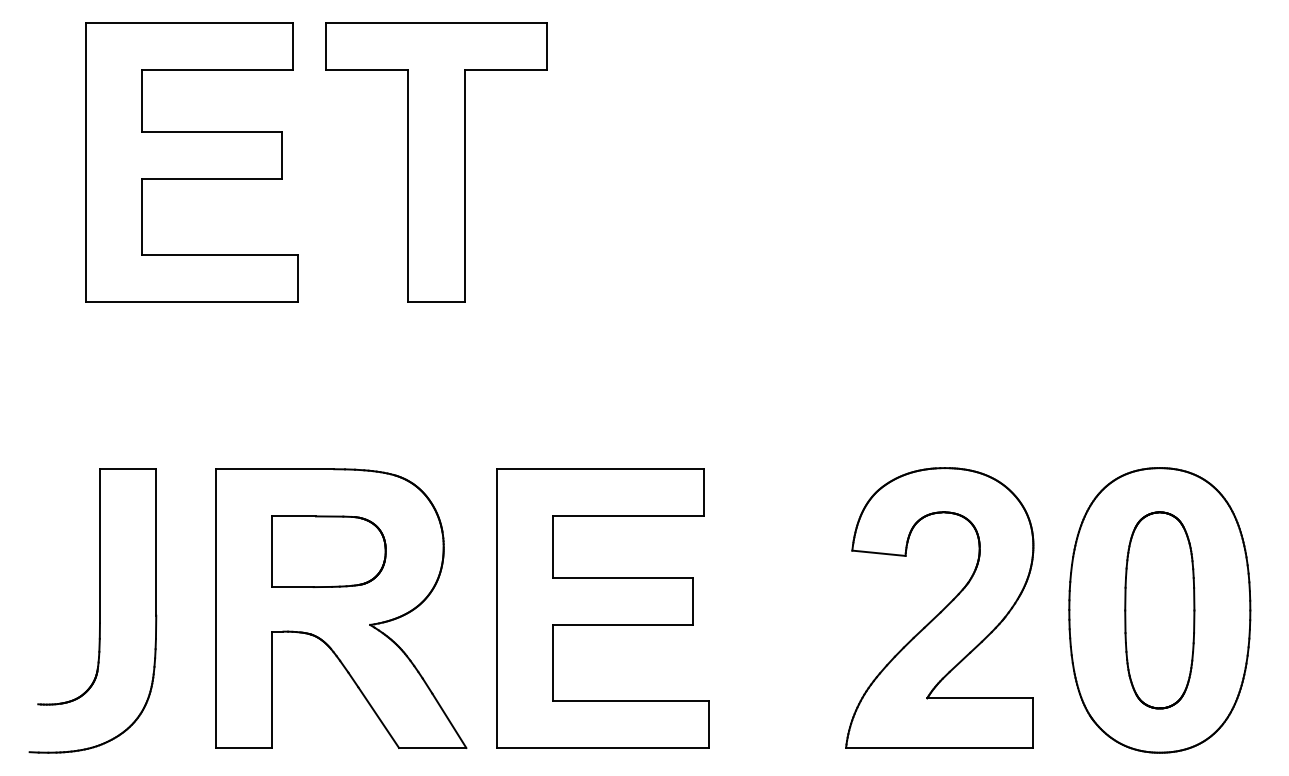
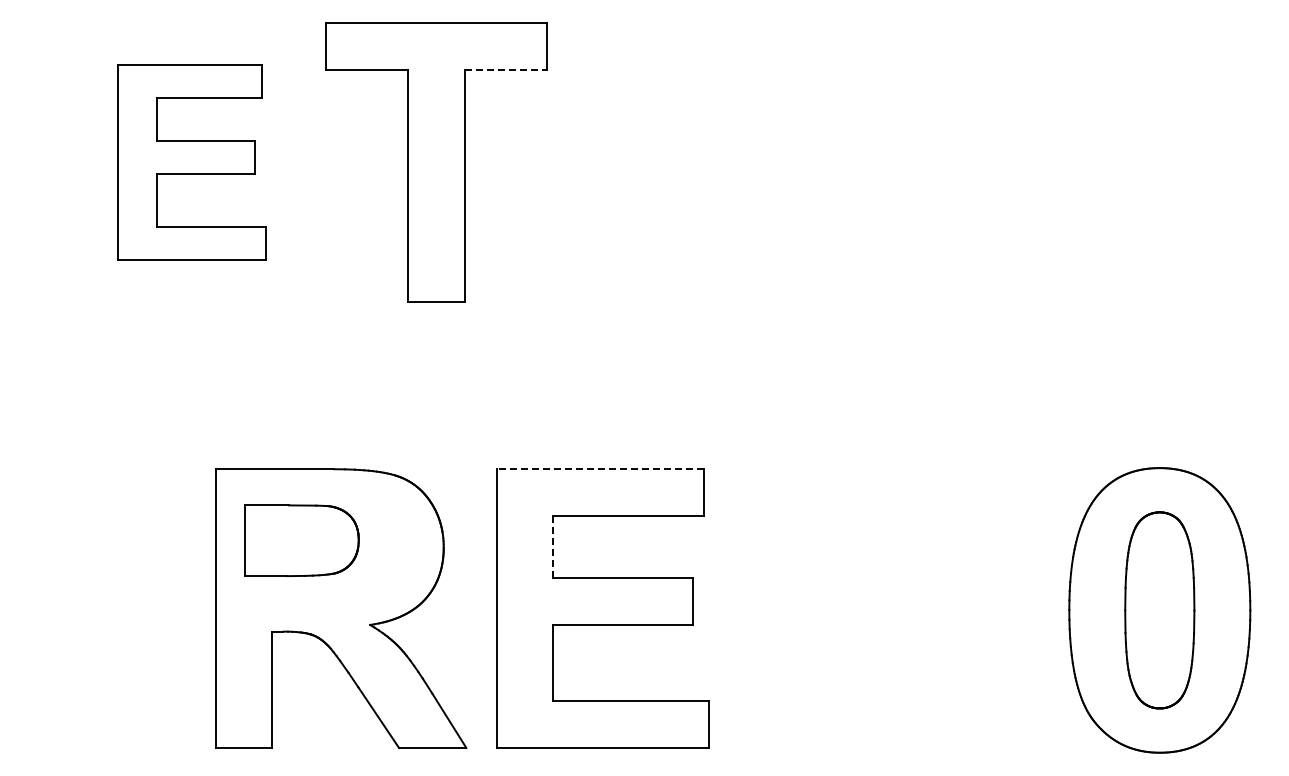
line: solid -> dashed (506, 70)
part size: 214x281 px -> 150x197 px (191, 162)
line: solid -> dashed (599, 469)
line: solid -> dashed (553, 547)
part position: (328, 551) -> (301, 540) (301, 540)
part: present -> none (939, 607)
part: present -> none (99, 610)
